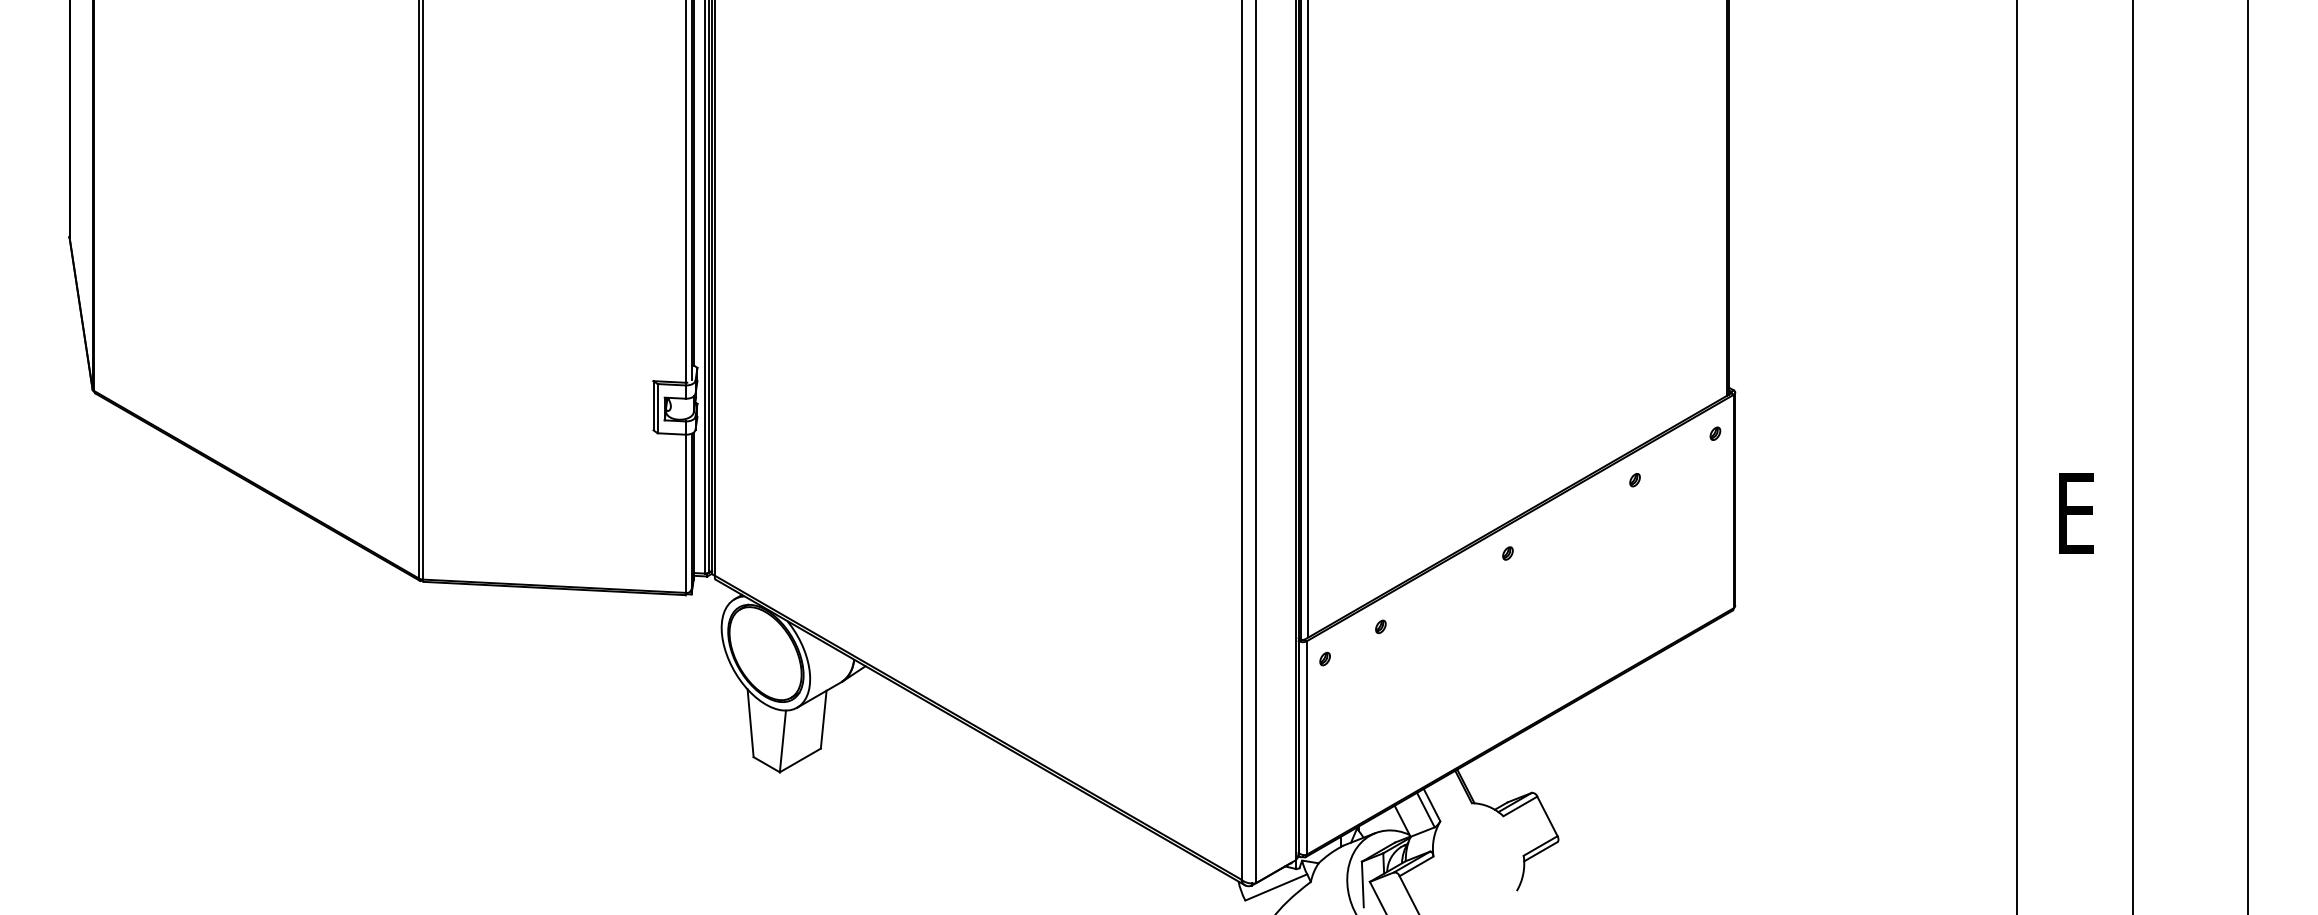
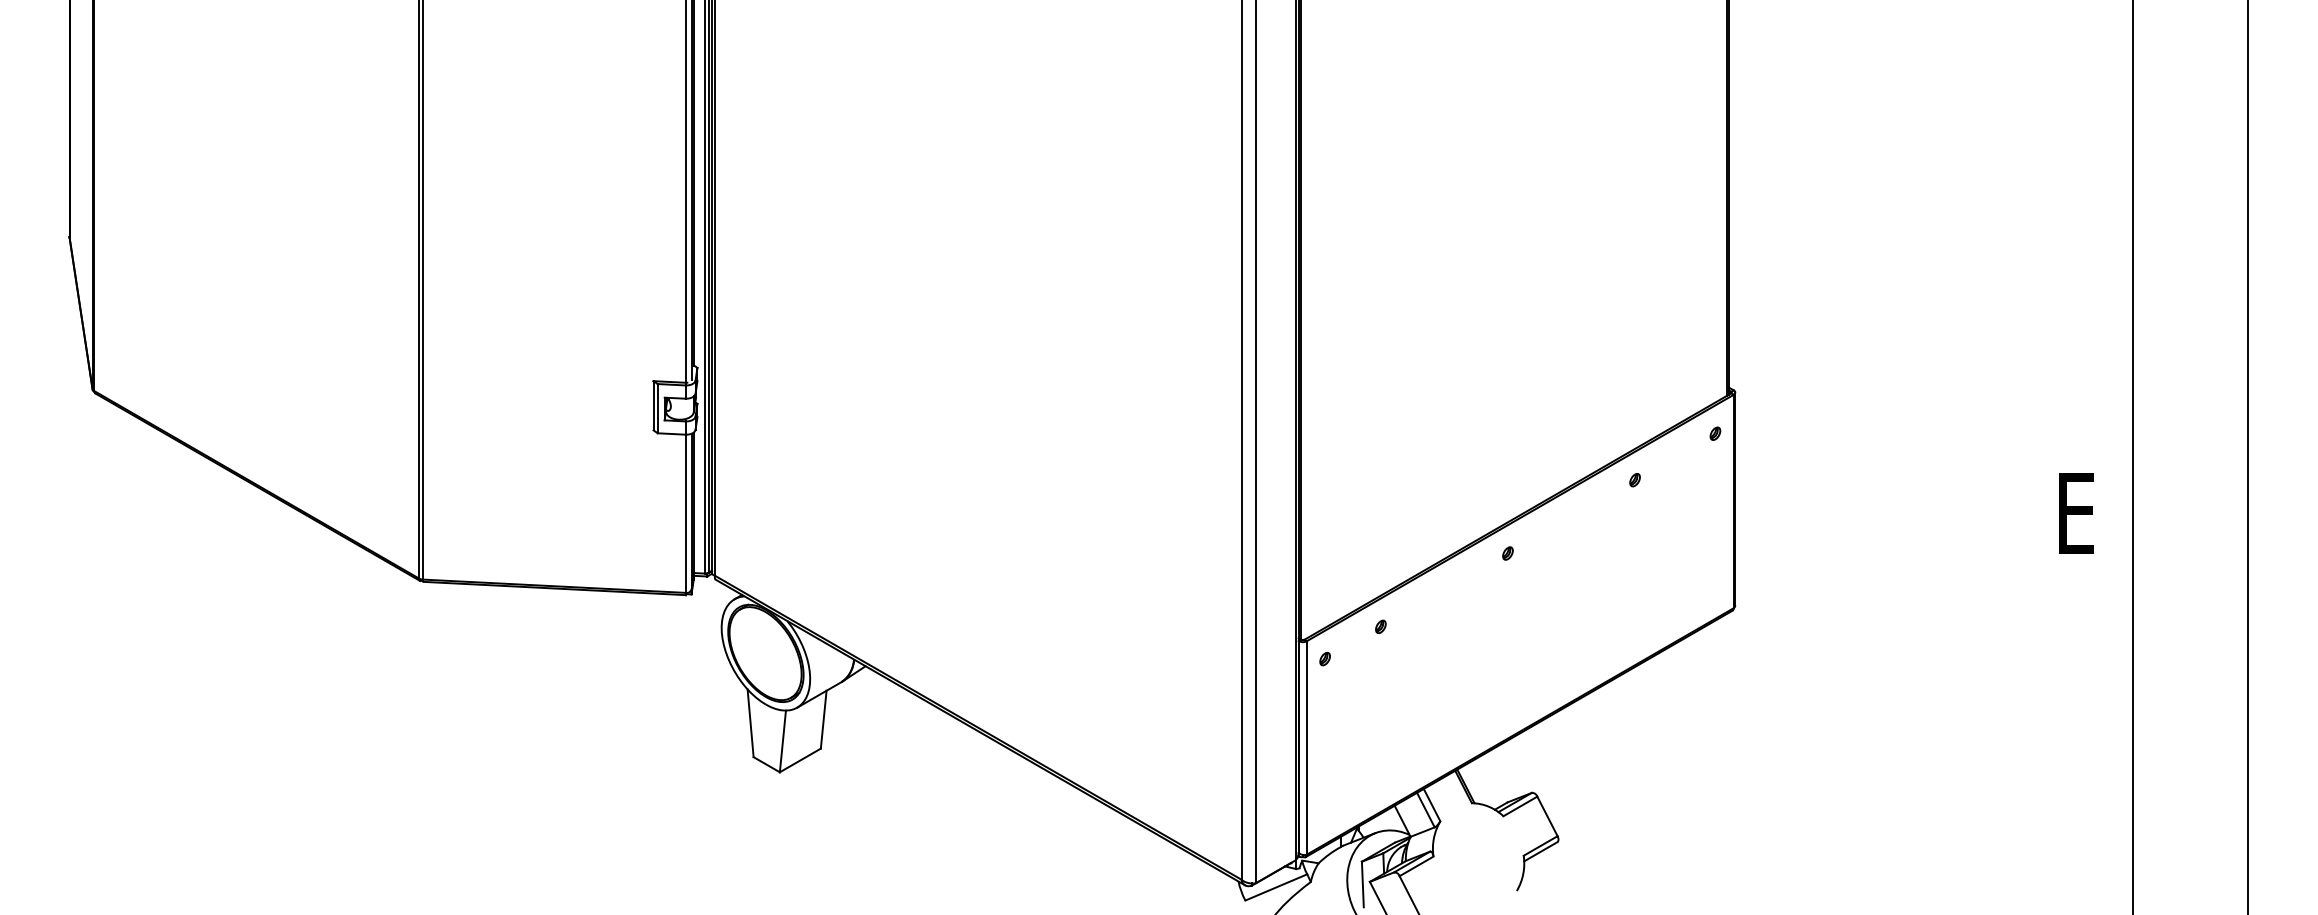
line: present -> none (1308, 319)
line: present -> none (2016, 456)
